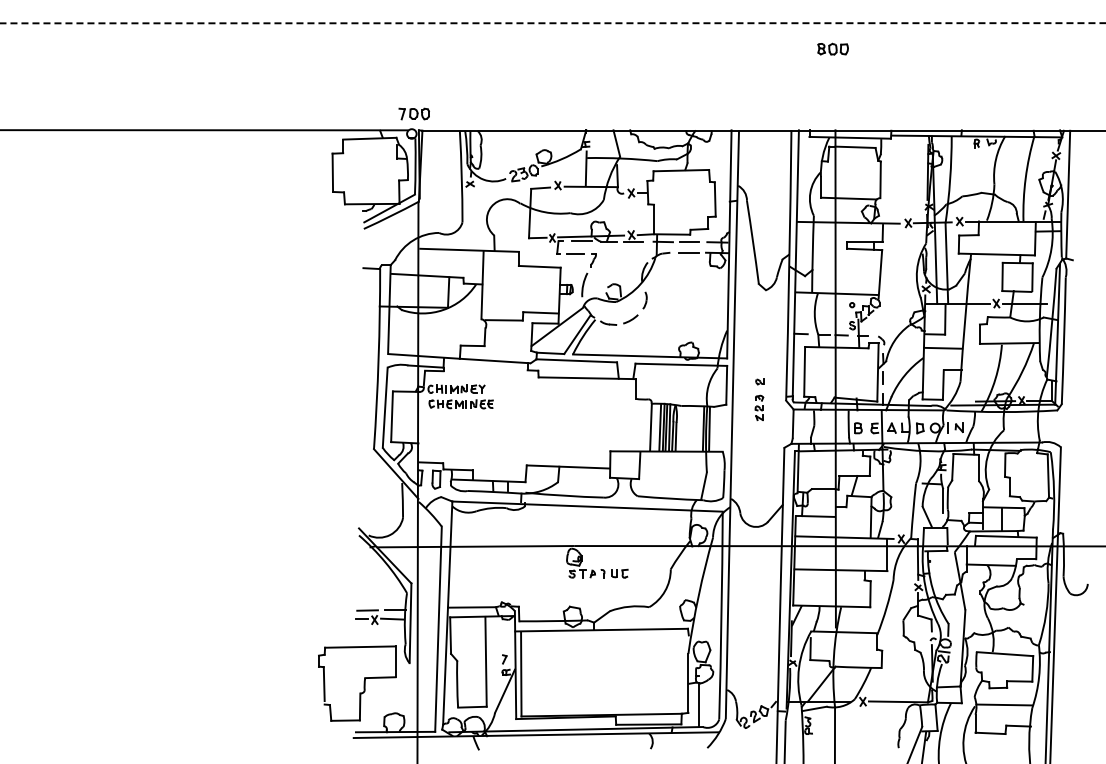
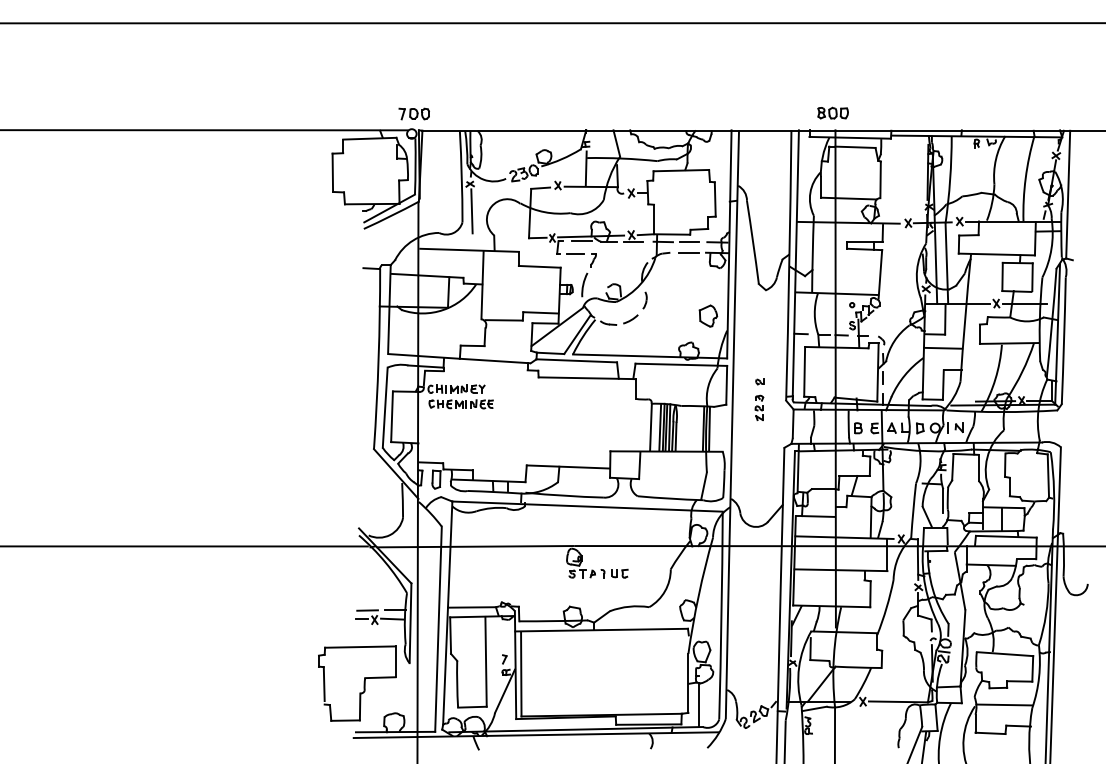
line: dashed -> solid (553, 23)
part position: (832, 48) -> (832, 112) (832, 112)
line: none -> present (471, 211)
part: none -> present (708, 315)
line: none -> present (184, 546)
